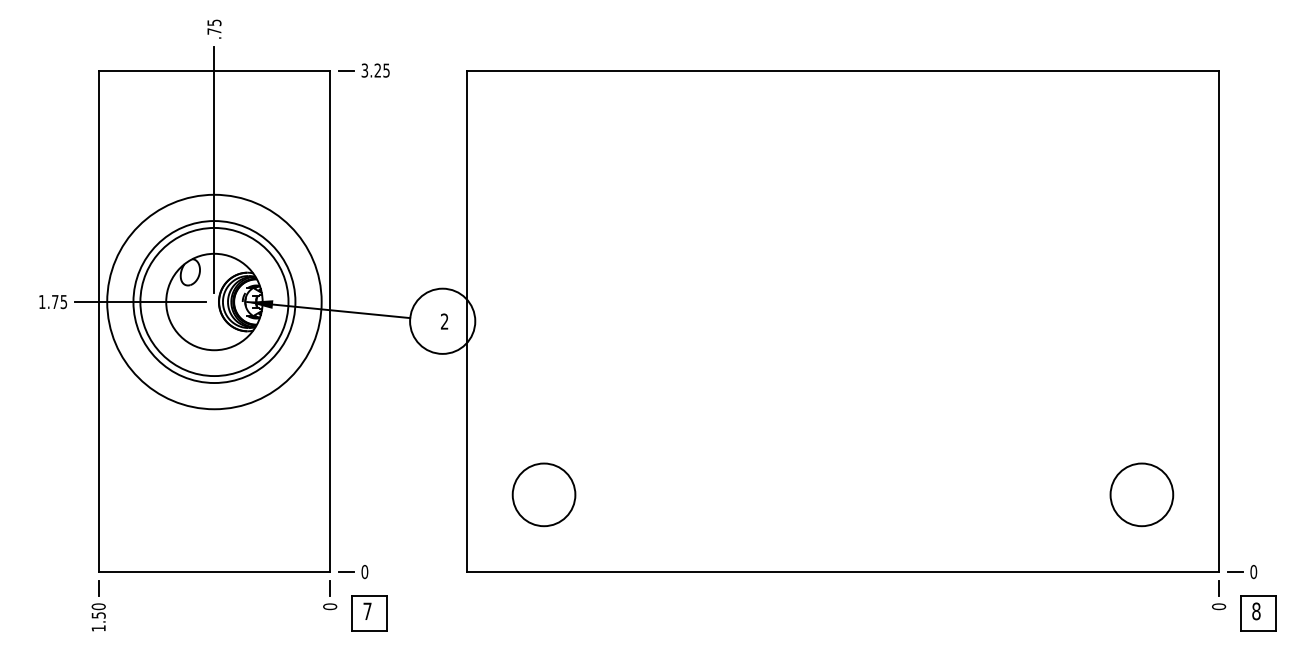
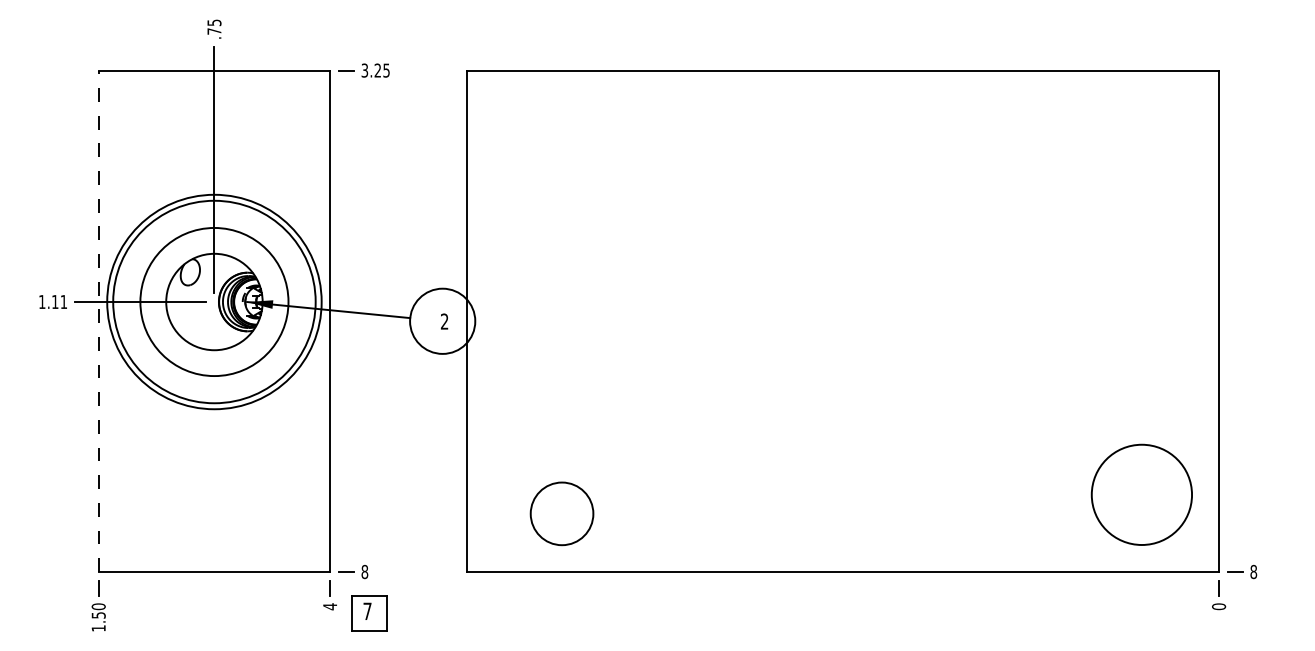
text: 1.75 -> 1.11 (59, 302)
circle diameter: 162 px -> 202 px (214, 301)
line: solid -> dashed (98, 321)
circle position: (543, 494) -> (561, 513) (561, 513)
circle diameter: 63 px -> 100 px (1141, 494)
text: 0 -> 8 (364, 571)
text: 0 -> 8 (1253, 571)
text: 0 -> 4 (330, 606)
part: present -> none (1258, 613)
